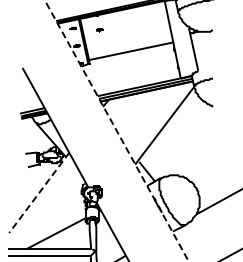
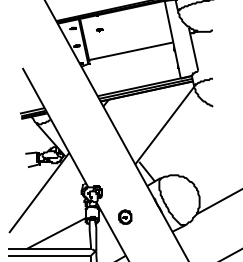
line: dashed -> solid (116, 130)
line: dashed -> solid (39, 193)
part: none -> present (125, 216)
